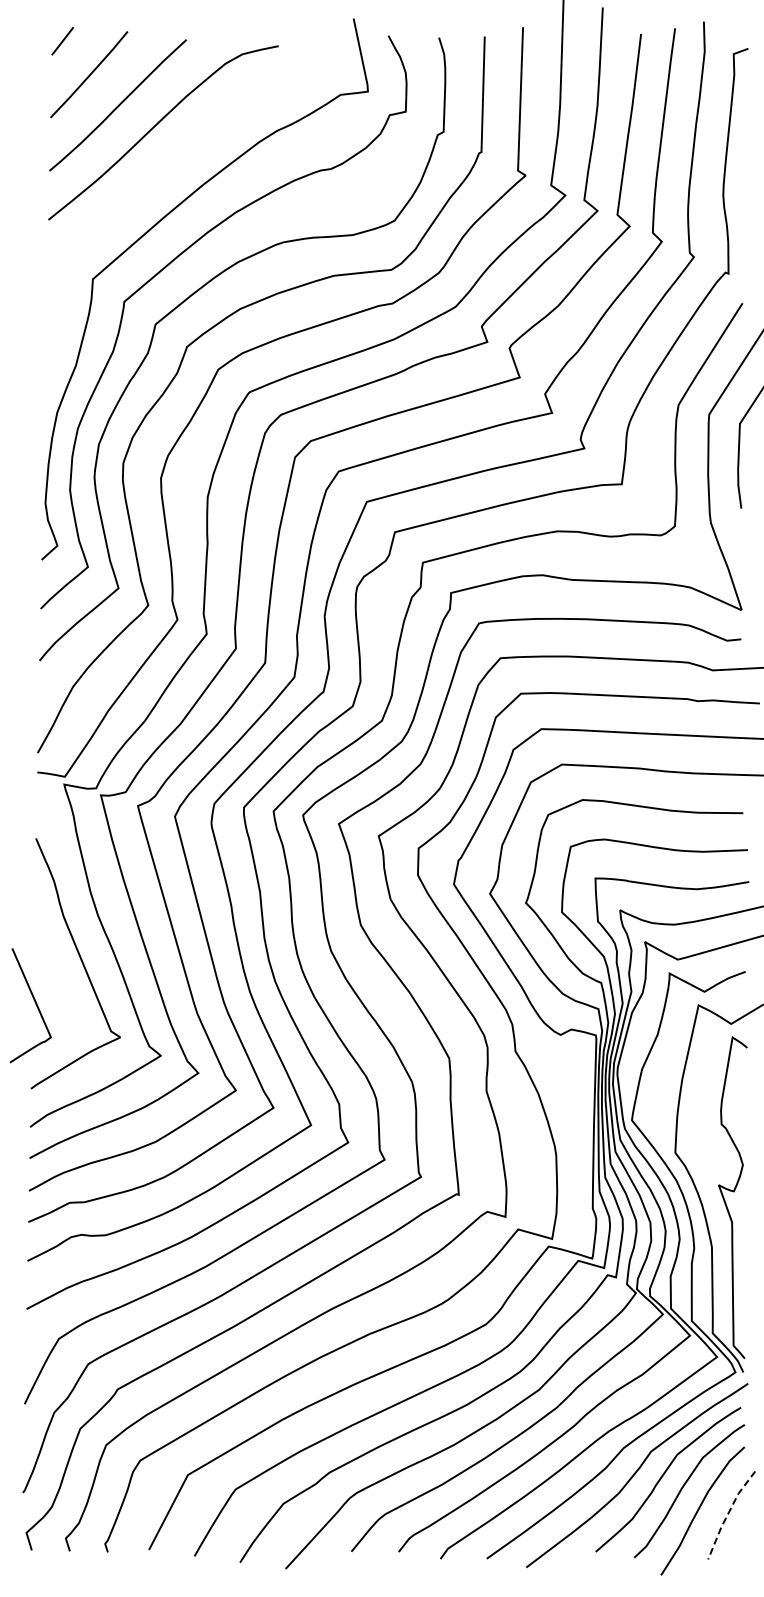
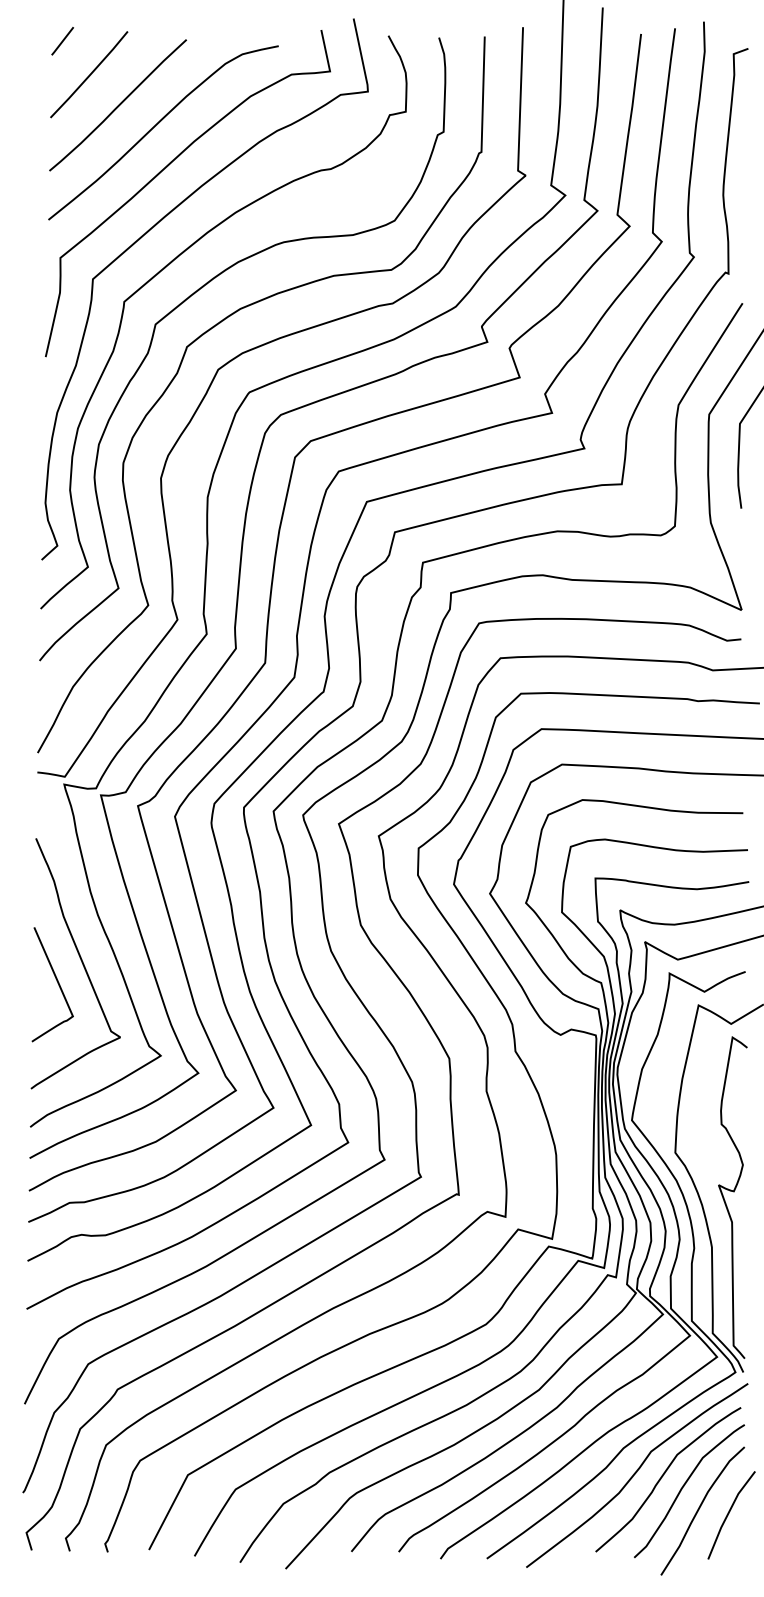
curve: none -> present (166, 168)
curve position: (34, 1002) -> (56, 981) (56, 981)
line: dashed -> solid (728, 1514)
